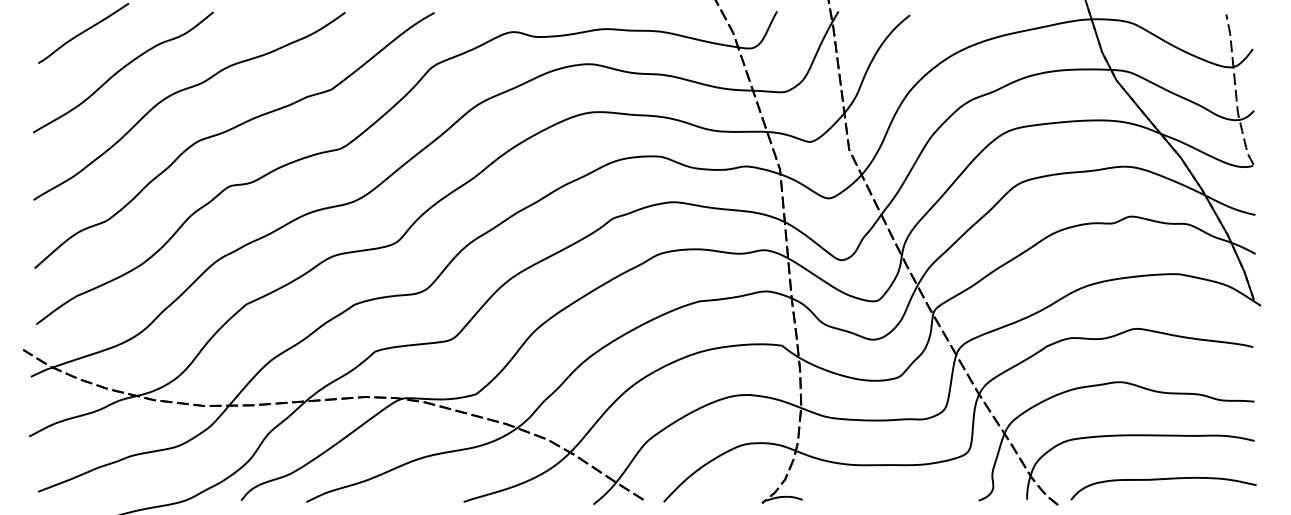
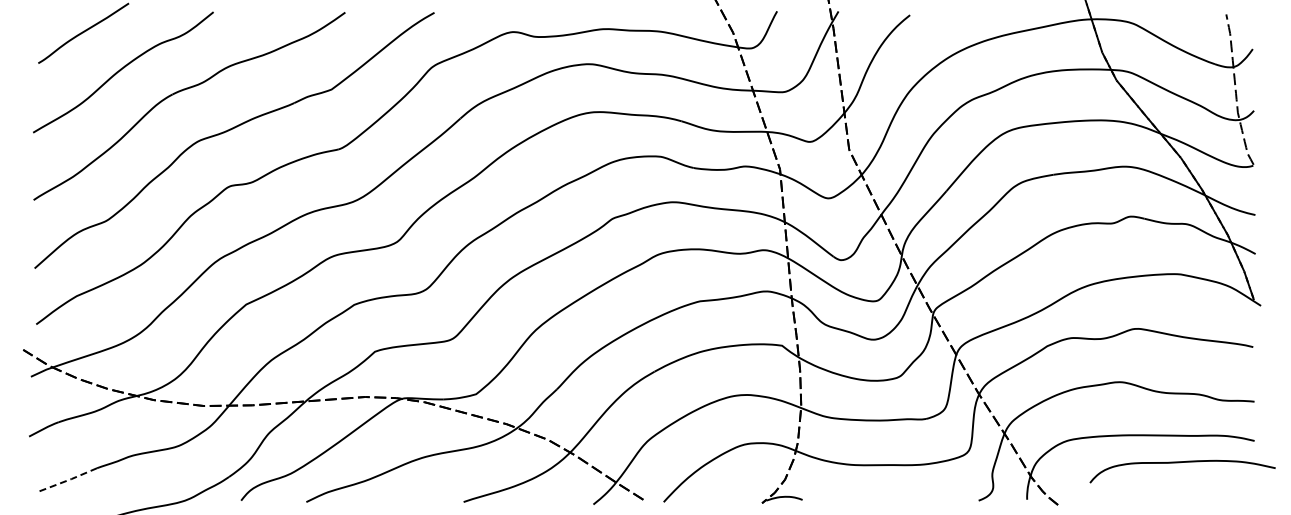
line: solid -> dashed (67, 480)
curve position: (1161, 480) -> (1180, 463) (1180, 463)
